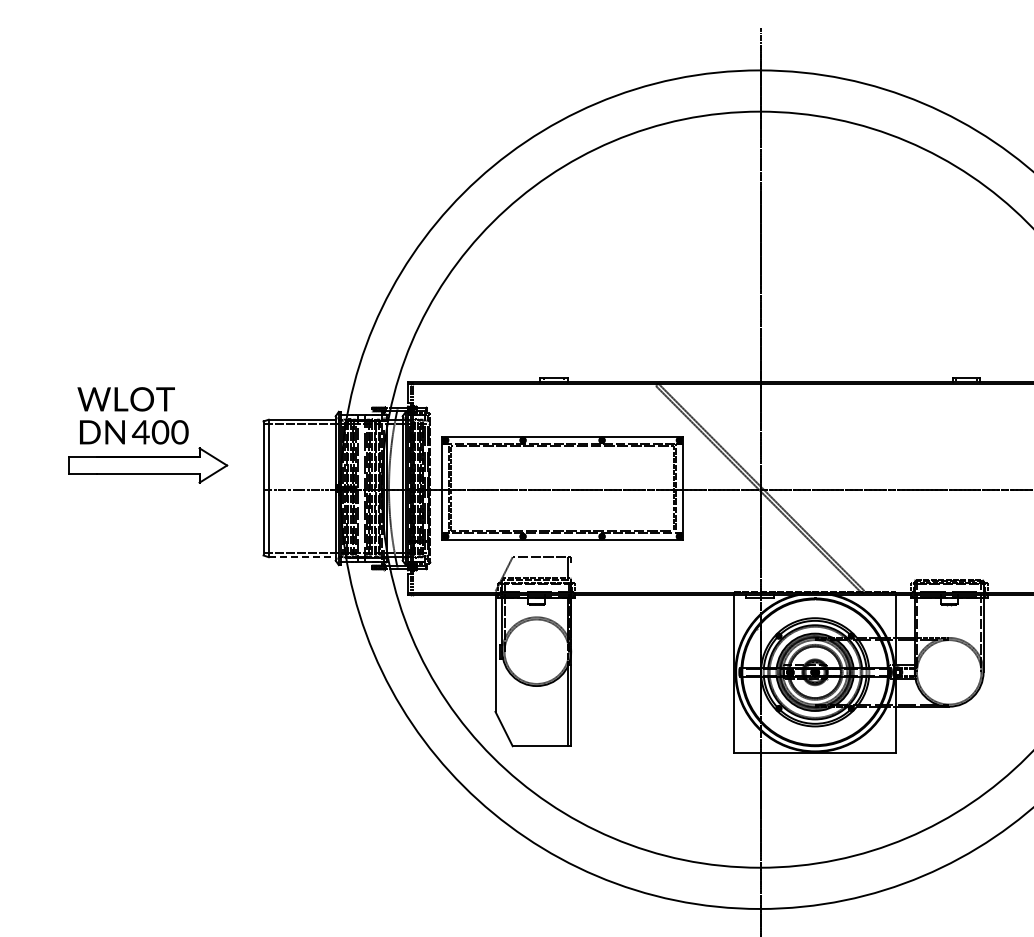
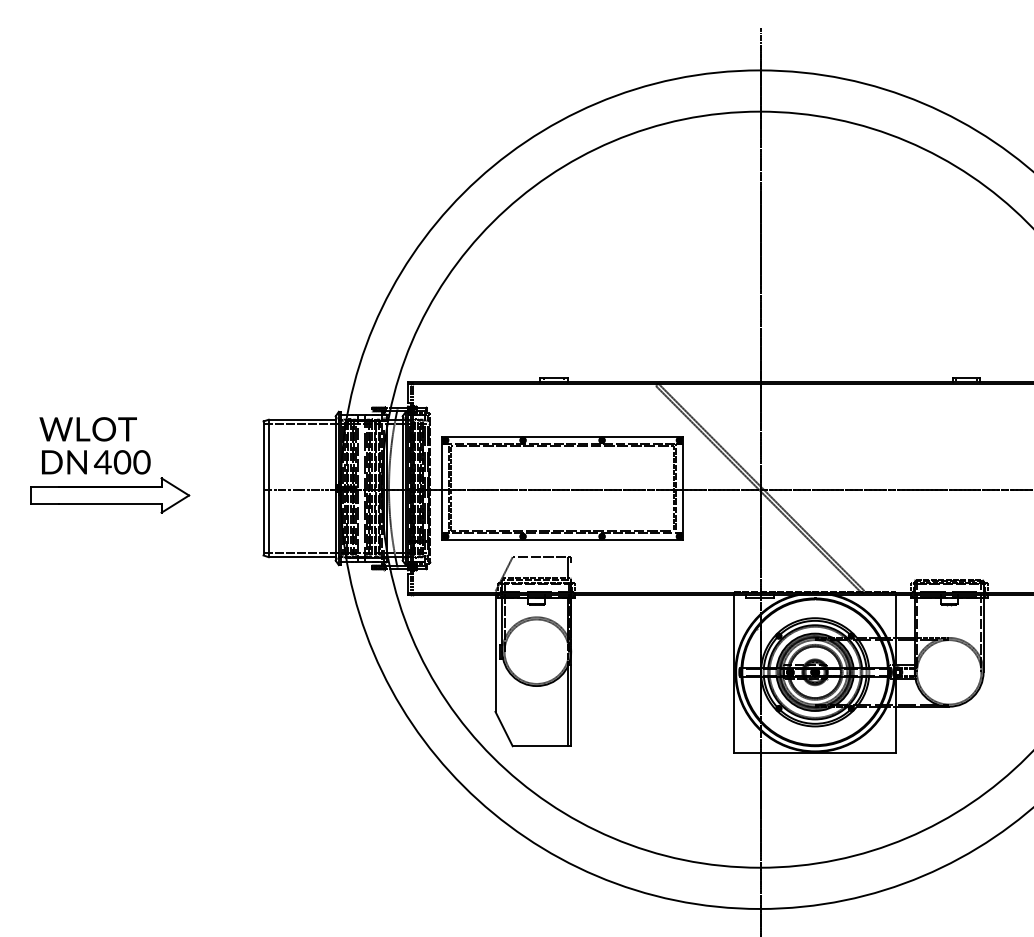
part position: (148, 435) -> (110, 465) (110, 465)
line: dashed -> solid (302, 557)
